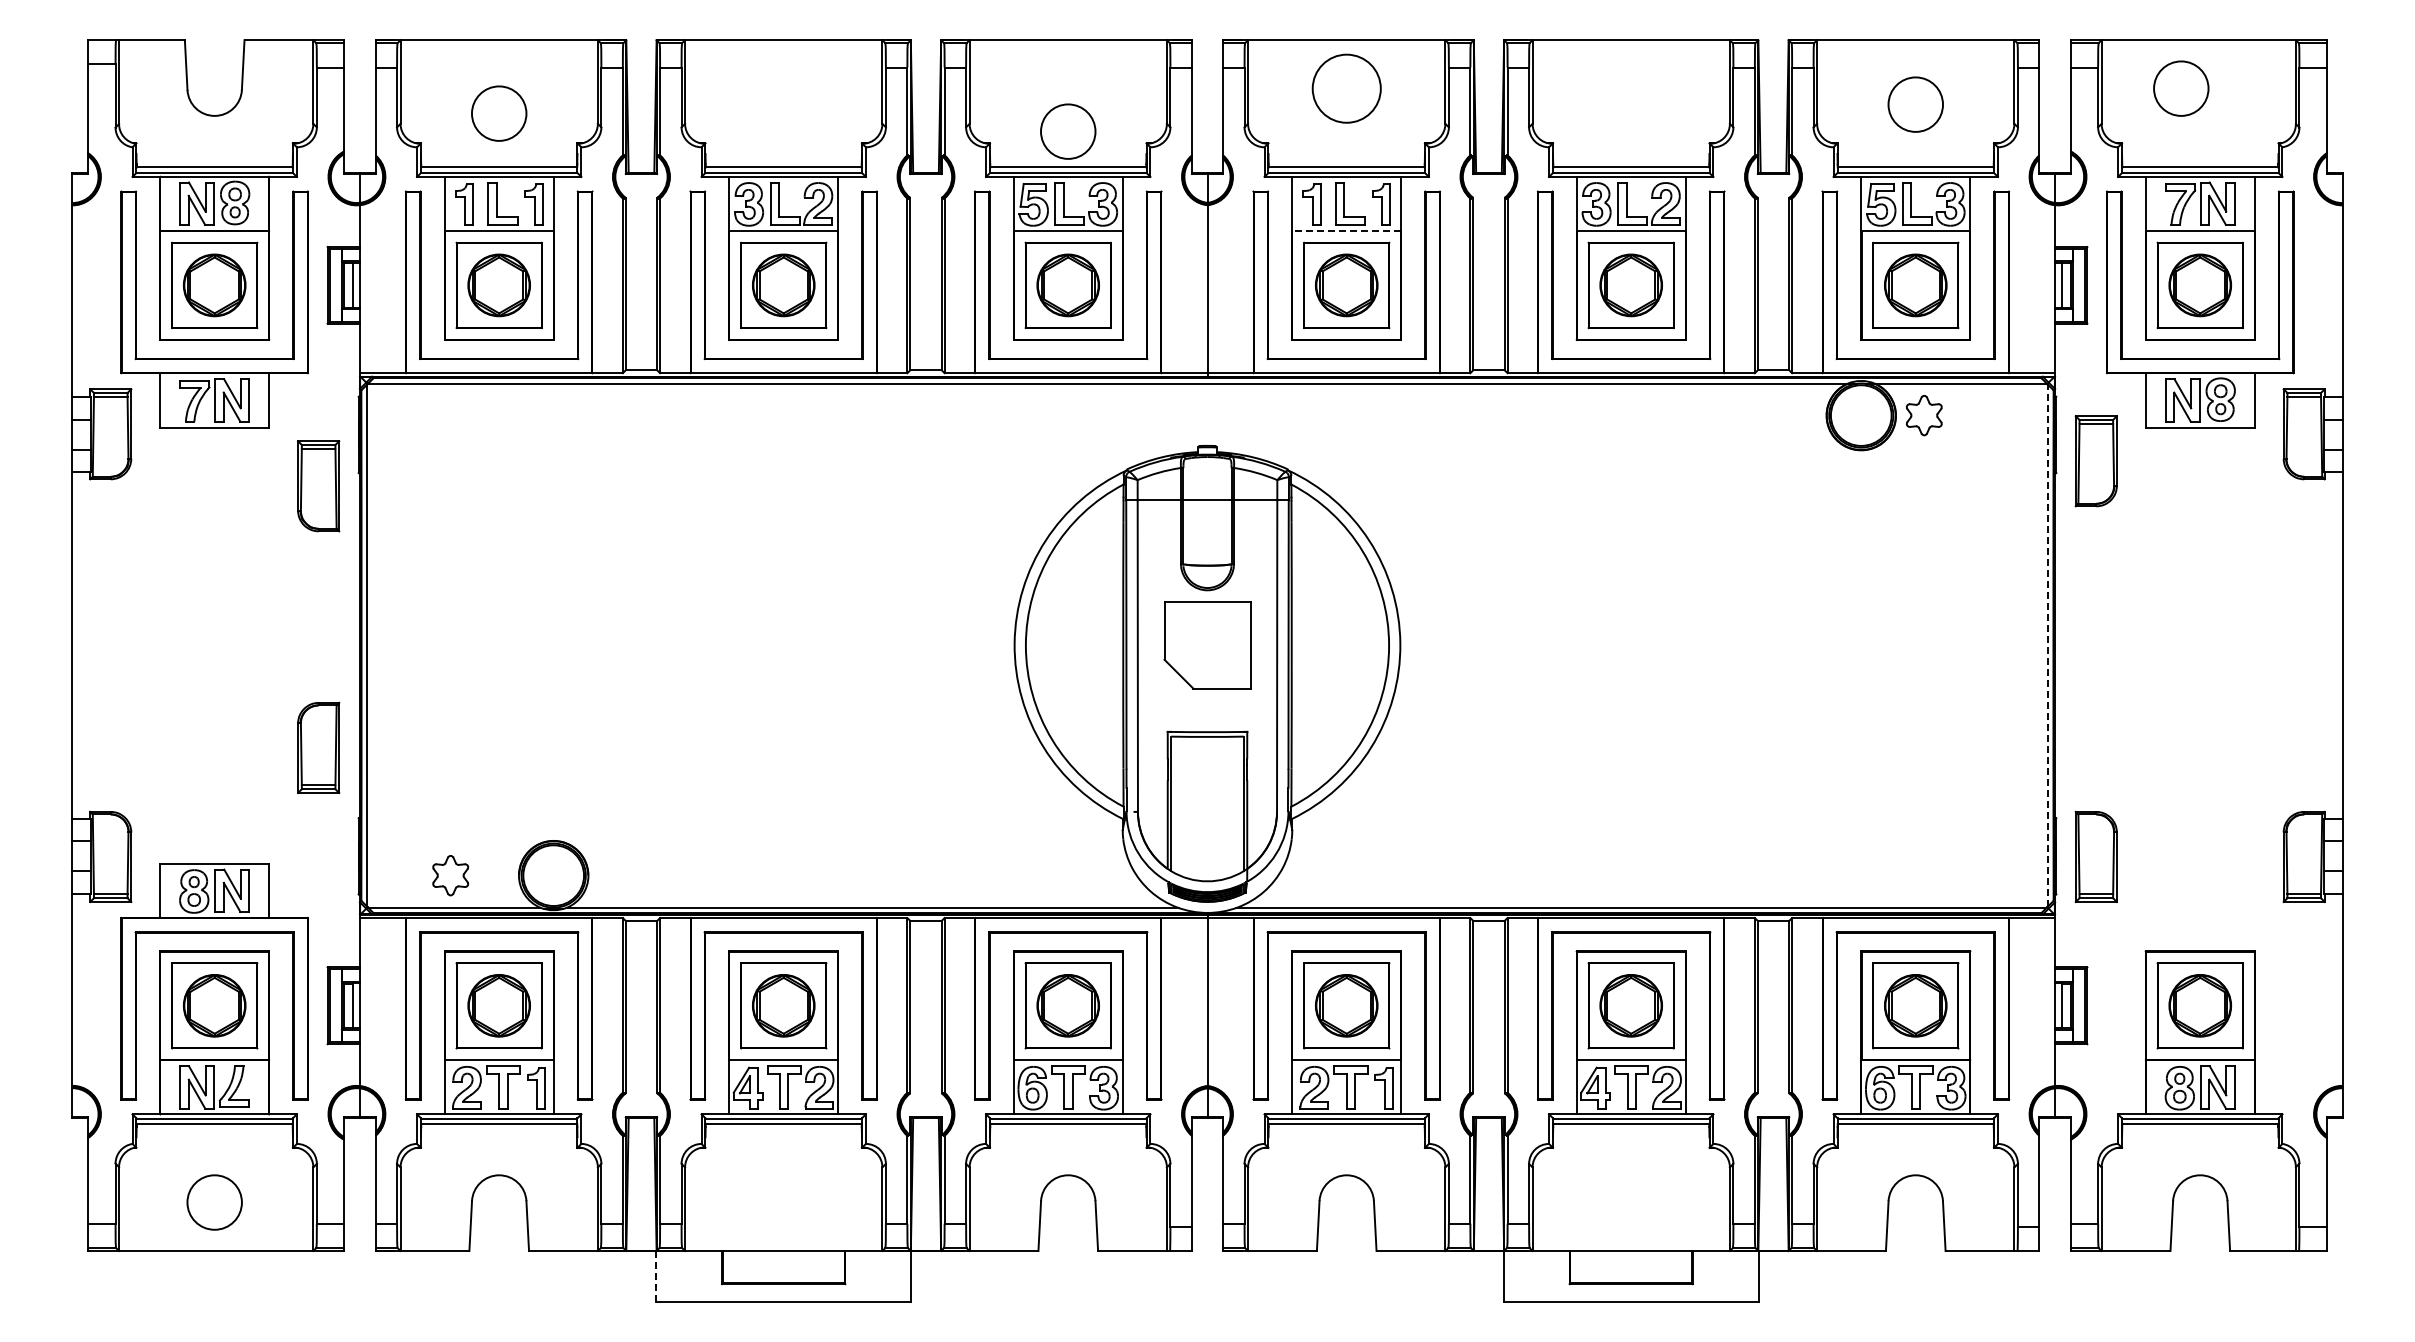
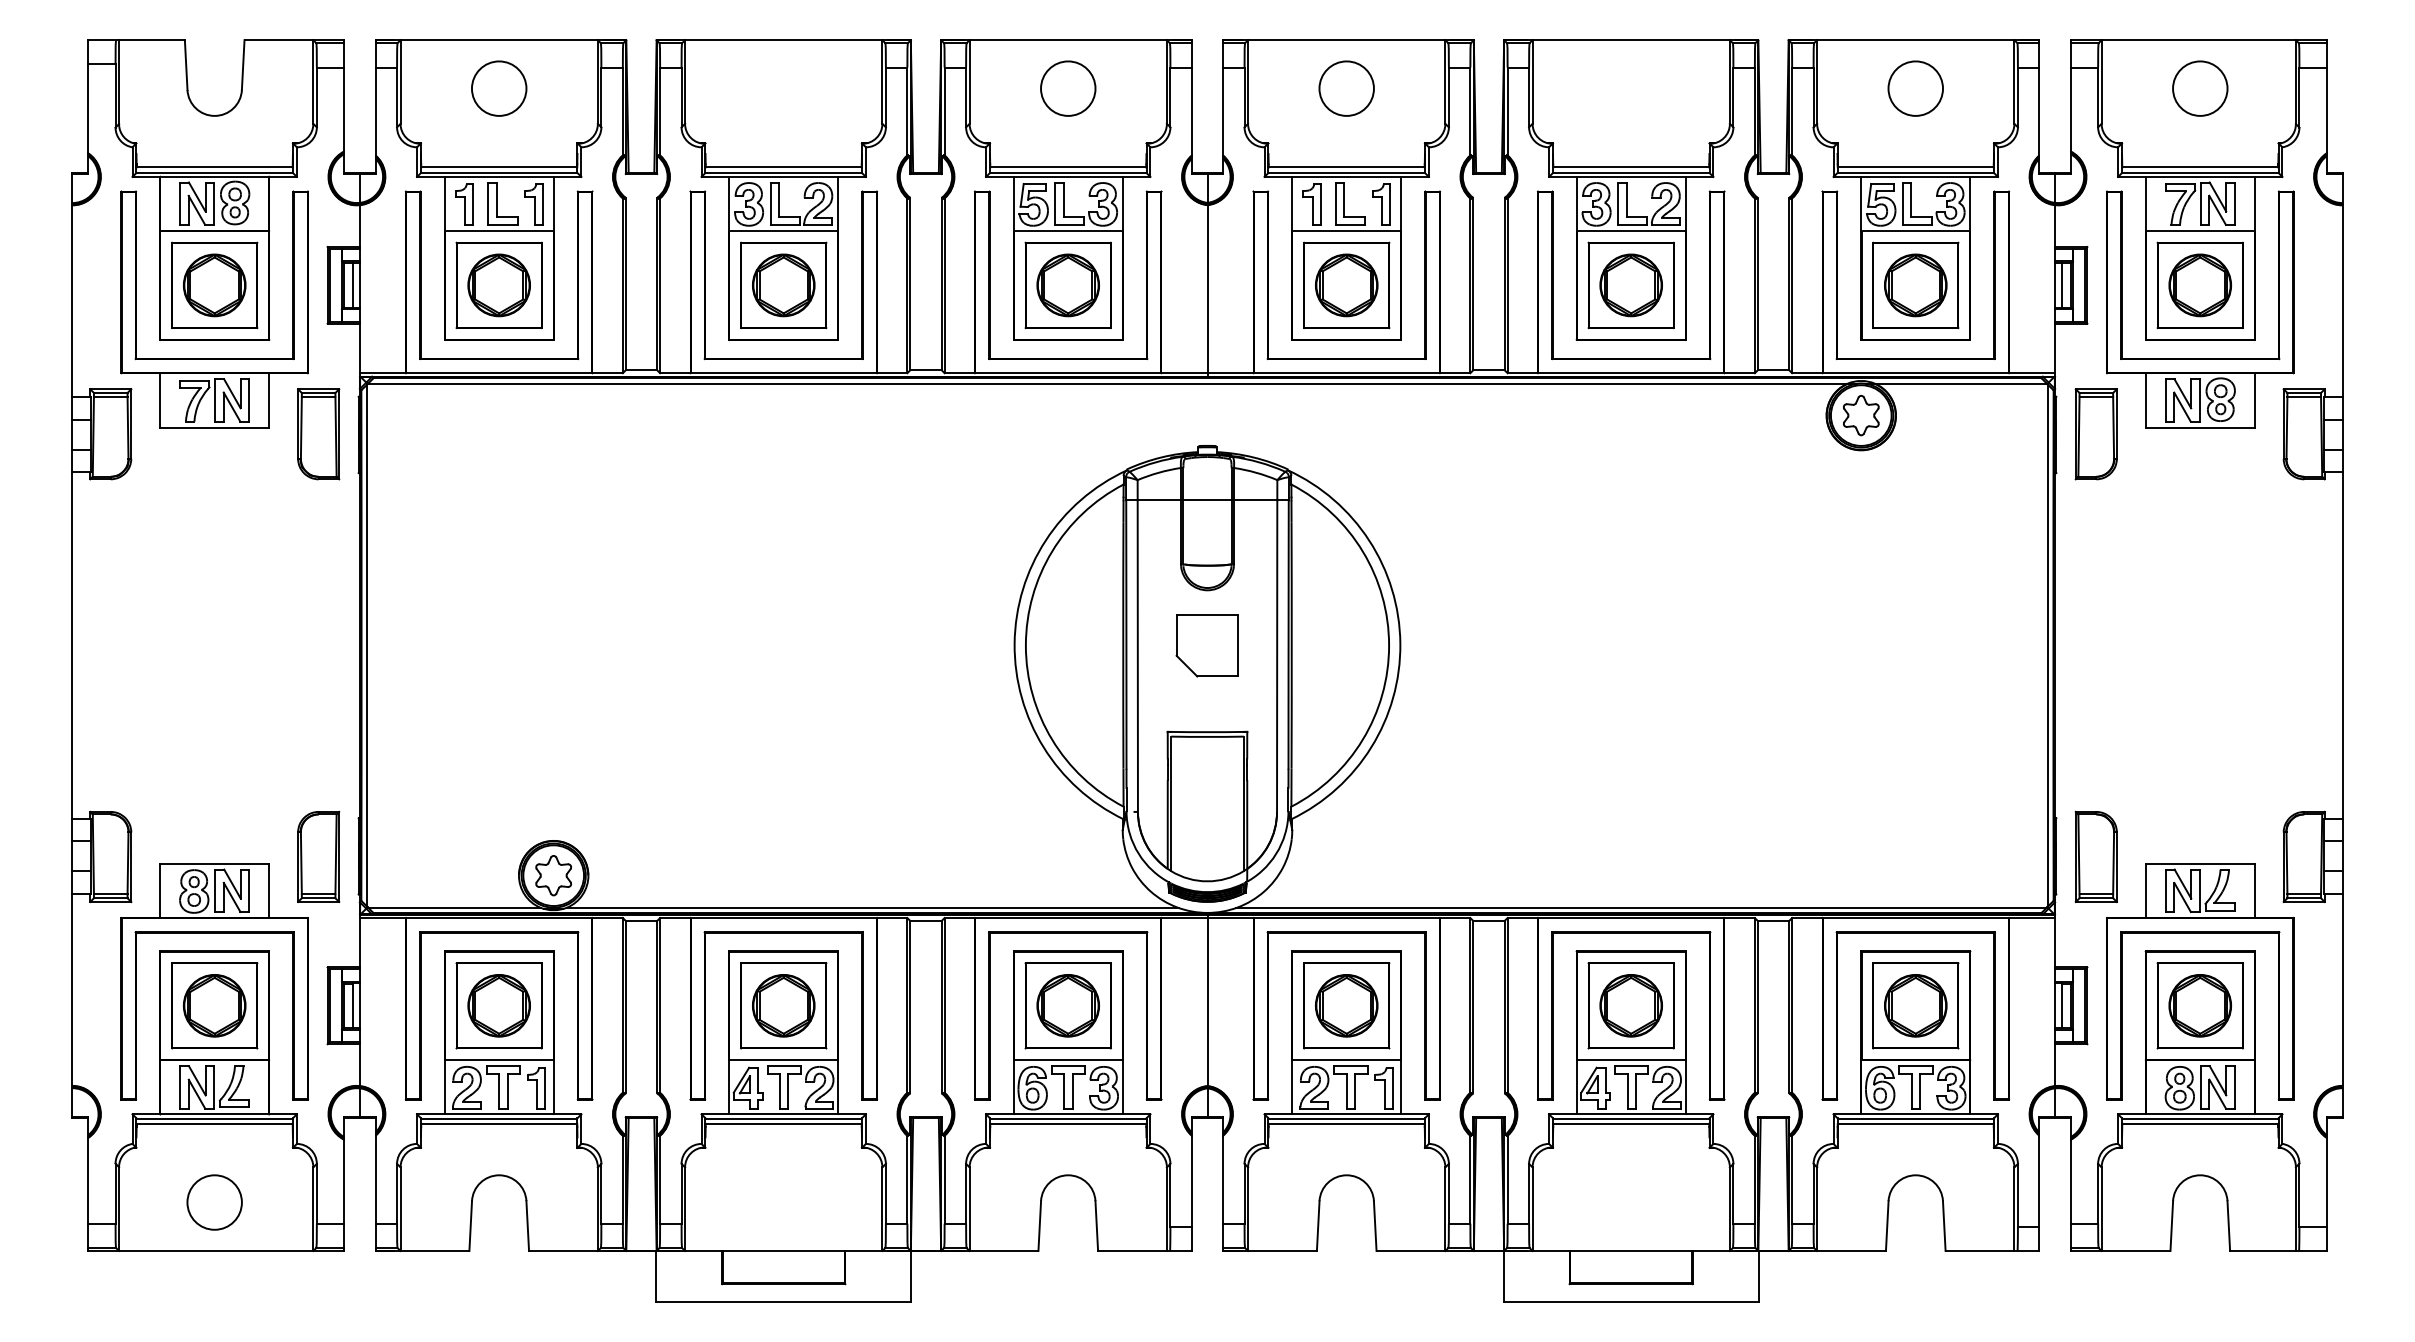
circle size: 71x71 px -> 57x57 px (1346, 88)
circle position: (2181, 88) -> (2200, 88) (2200, 88)
circle position: (1915, 104) -> (1915, 88) (1915, 88)
circle position: (499, 113) -> (499, 88) (499, 88)
circle position: (1068, 131) -> (1068, 88) (1068, 88)
line: dashed -> solid (1346, 231)
part position: (1924, 415) -> (1861, 415) (1861, 415)
part position: (2095, 461) -> (2095, 434) (2095, 434)
part position: (318, 486) -> (318, 434) (318, 434)
part size: 89x89 px -> 64x64 px (1206, 645)
line: dashed -> solid (2047, 645)
part position: (318, 747) -> (318, 856) (318, 856)
part position: (450, 875) -> (553, 875) (553, 875)
part: none -> present (2200, 933)
line: dashed -> solid (656, 1275)
